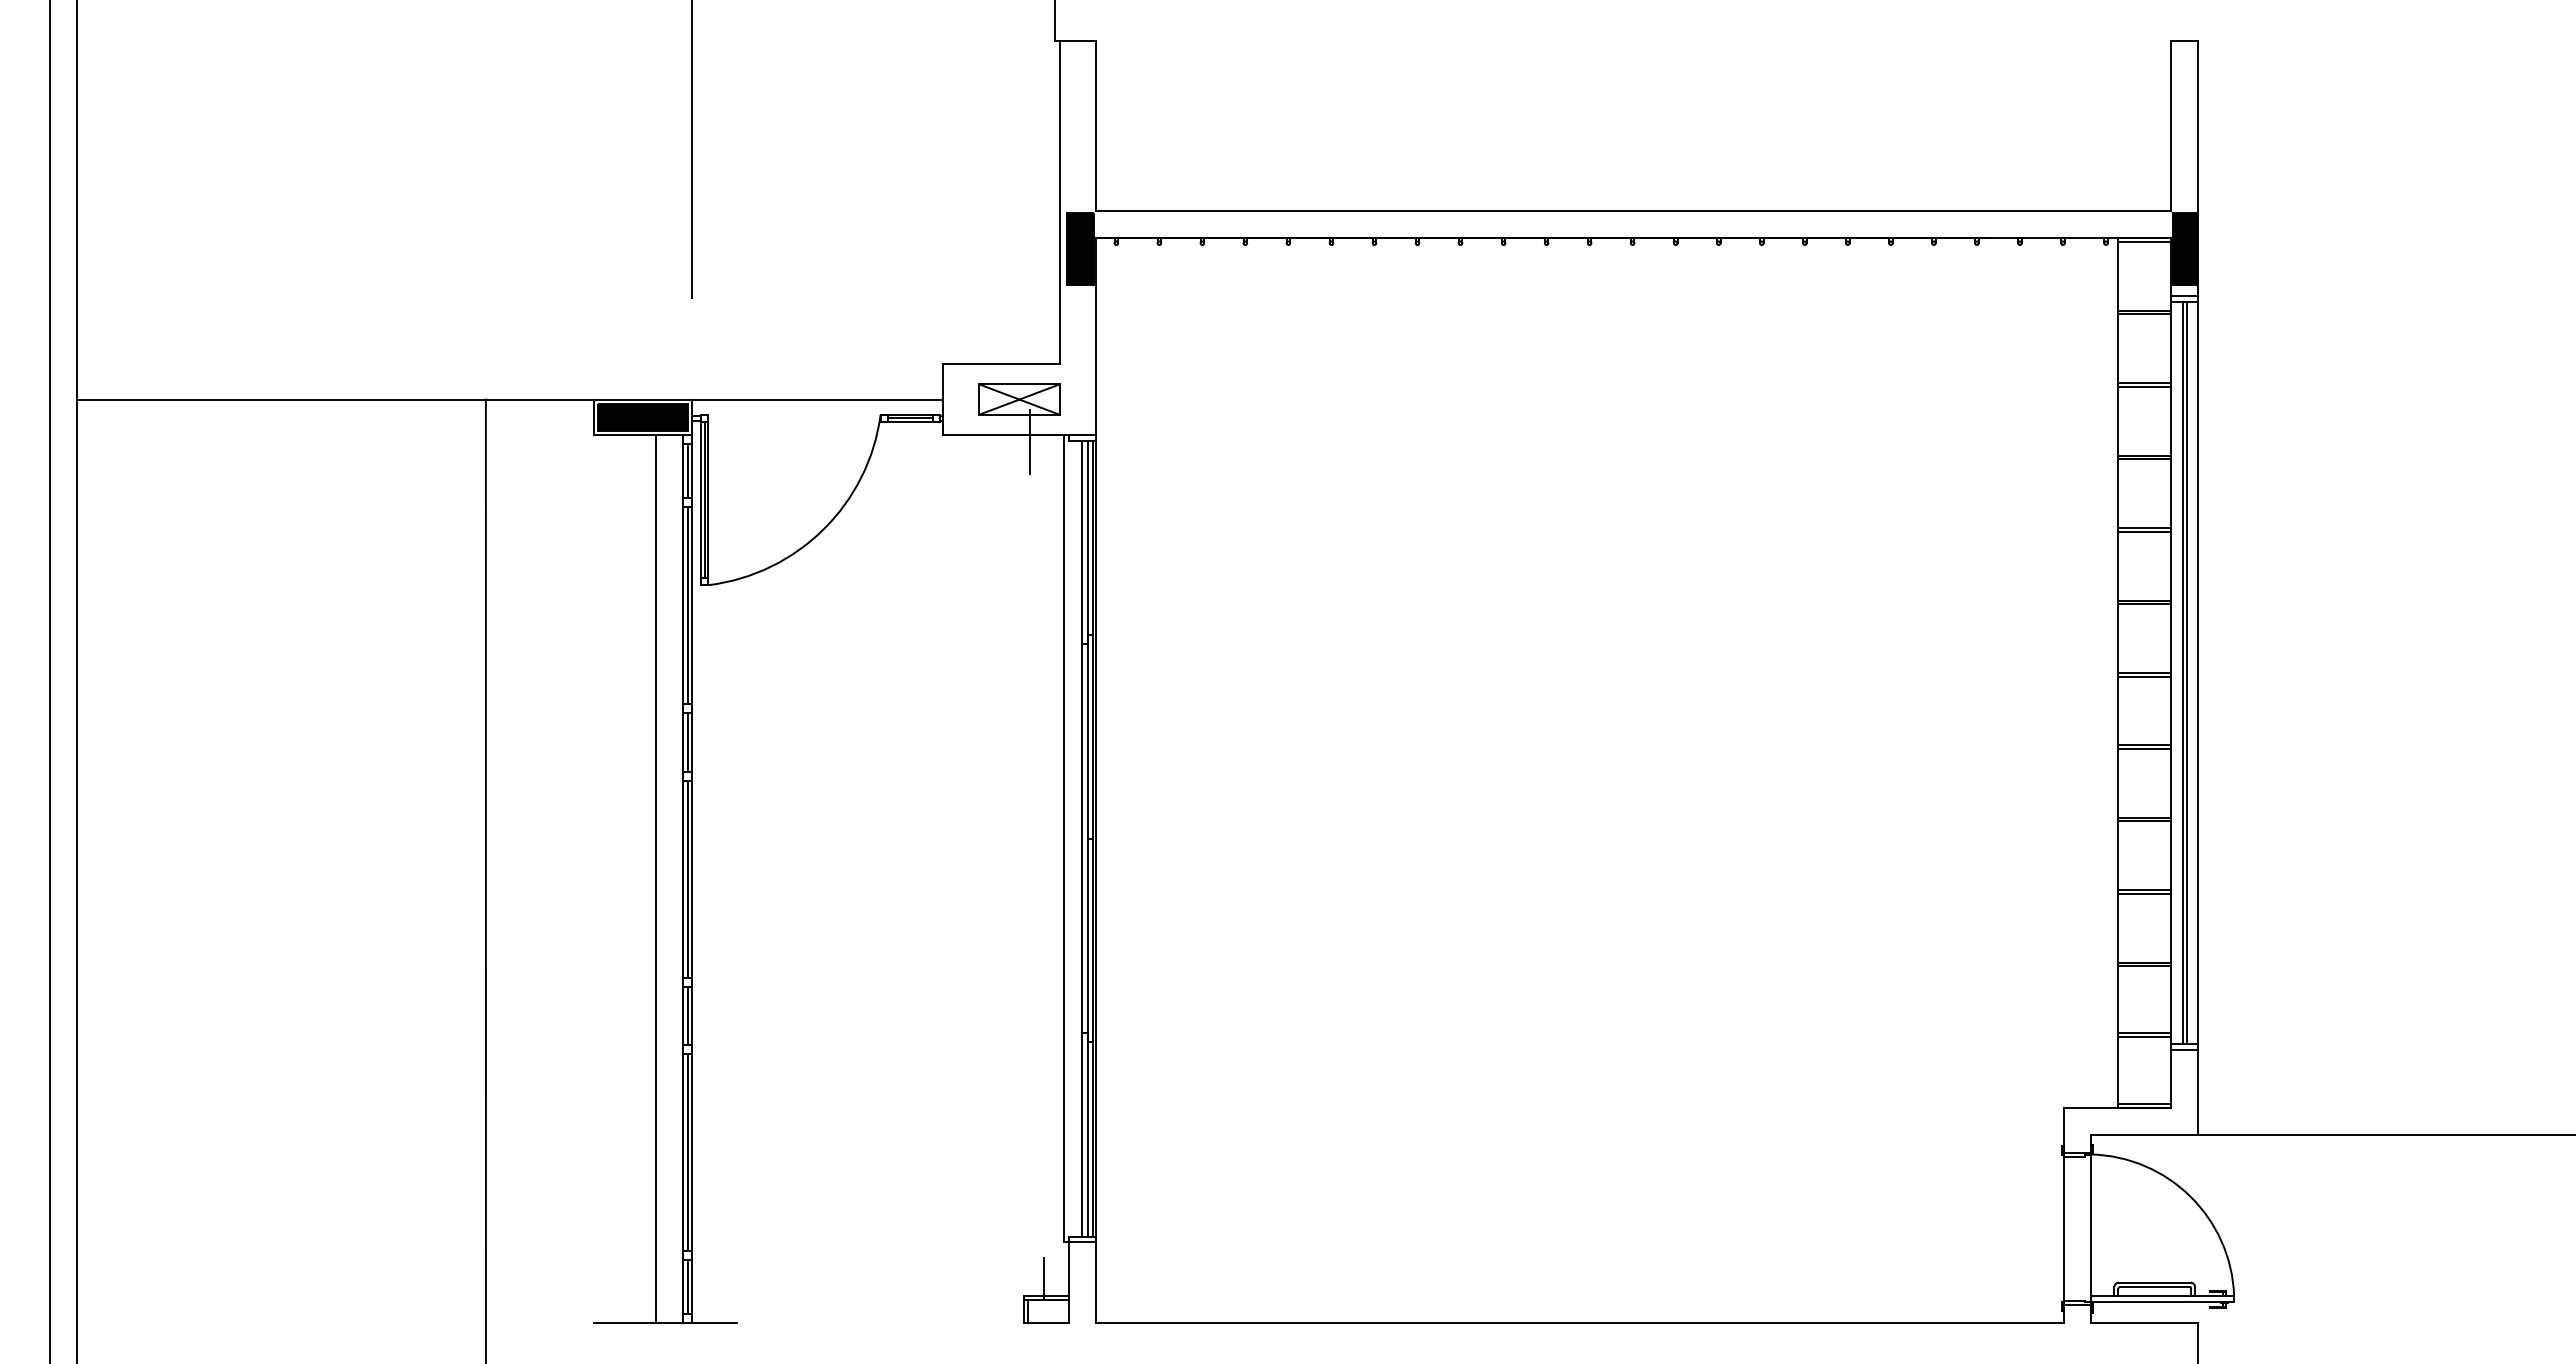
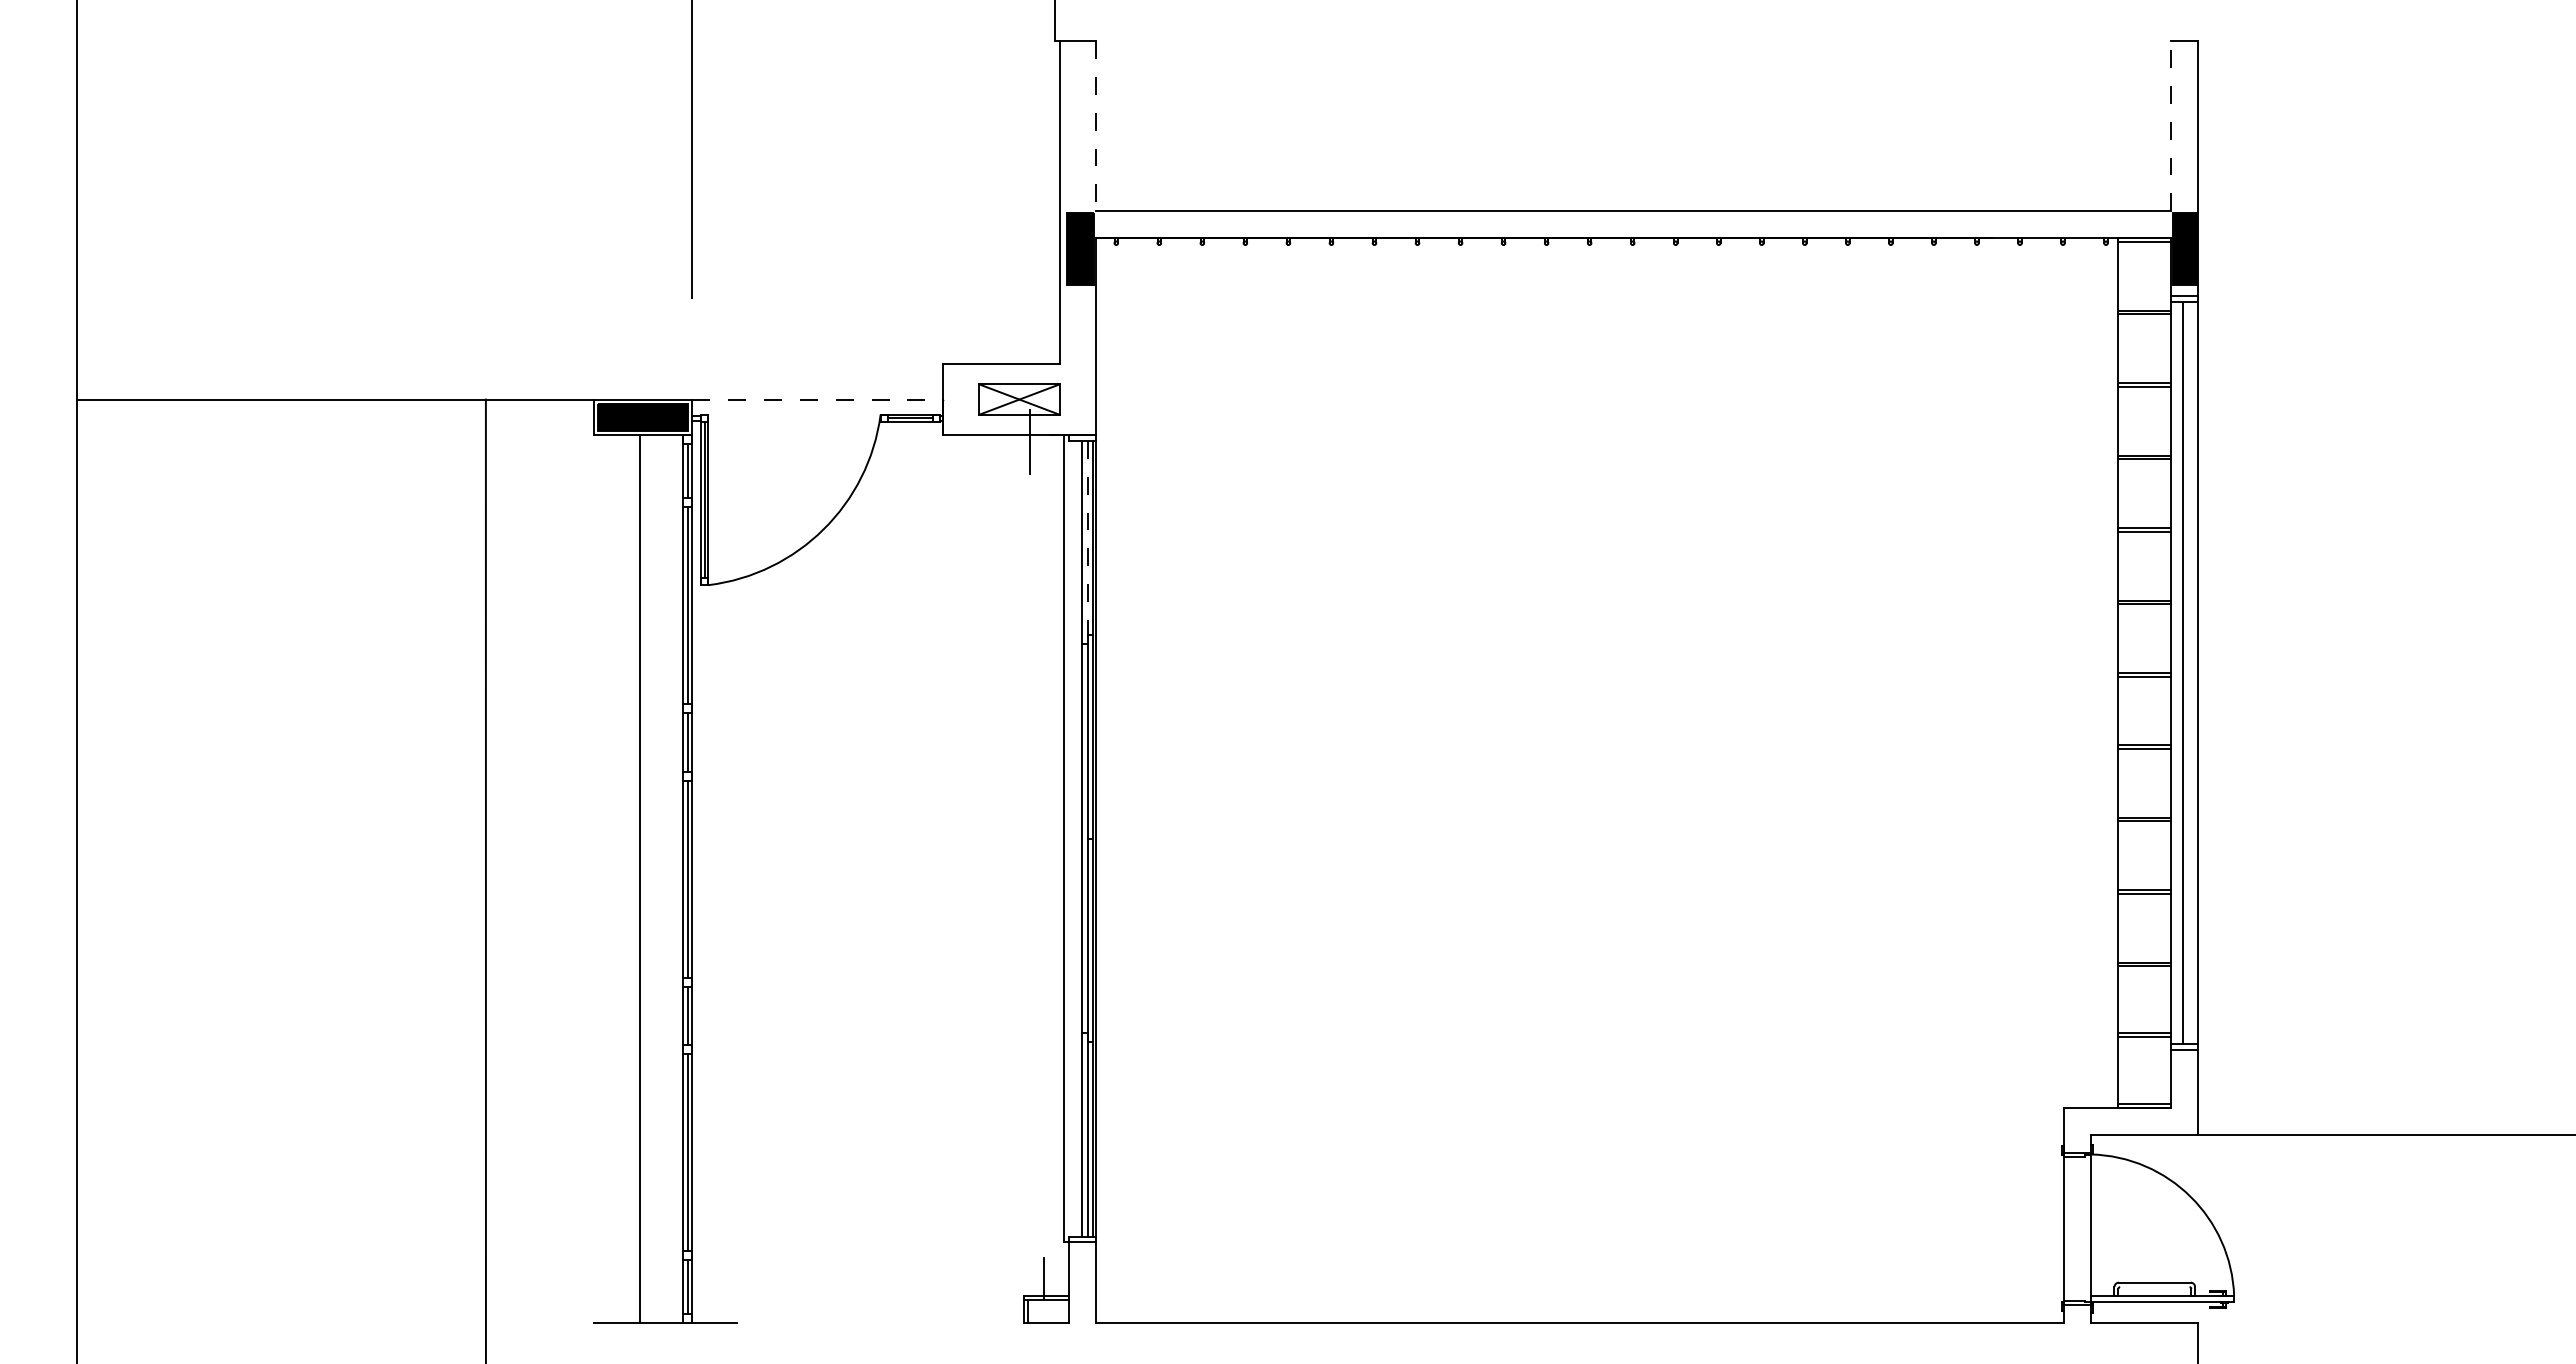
line: solid -> dashed (2171, 125)
line: solid -> dashed (1095, 126)
line: solid -> dashed (817, 399)
line: solid -> dashed (1087, 542)
line: present -> none (2186, 672)
line: present -> none (50, 681)
line position: (656, 878) -> (640, 878) (640, 878)
line: present -> none (2154, 1287)
